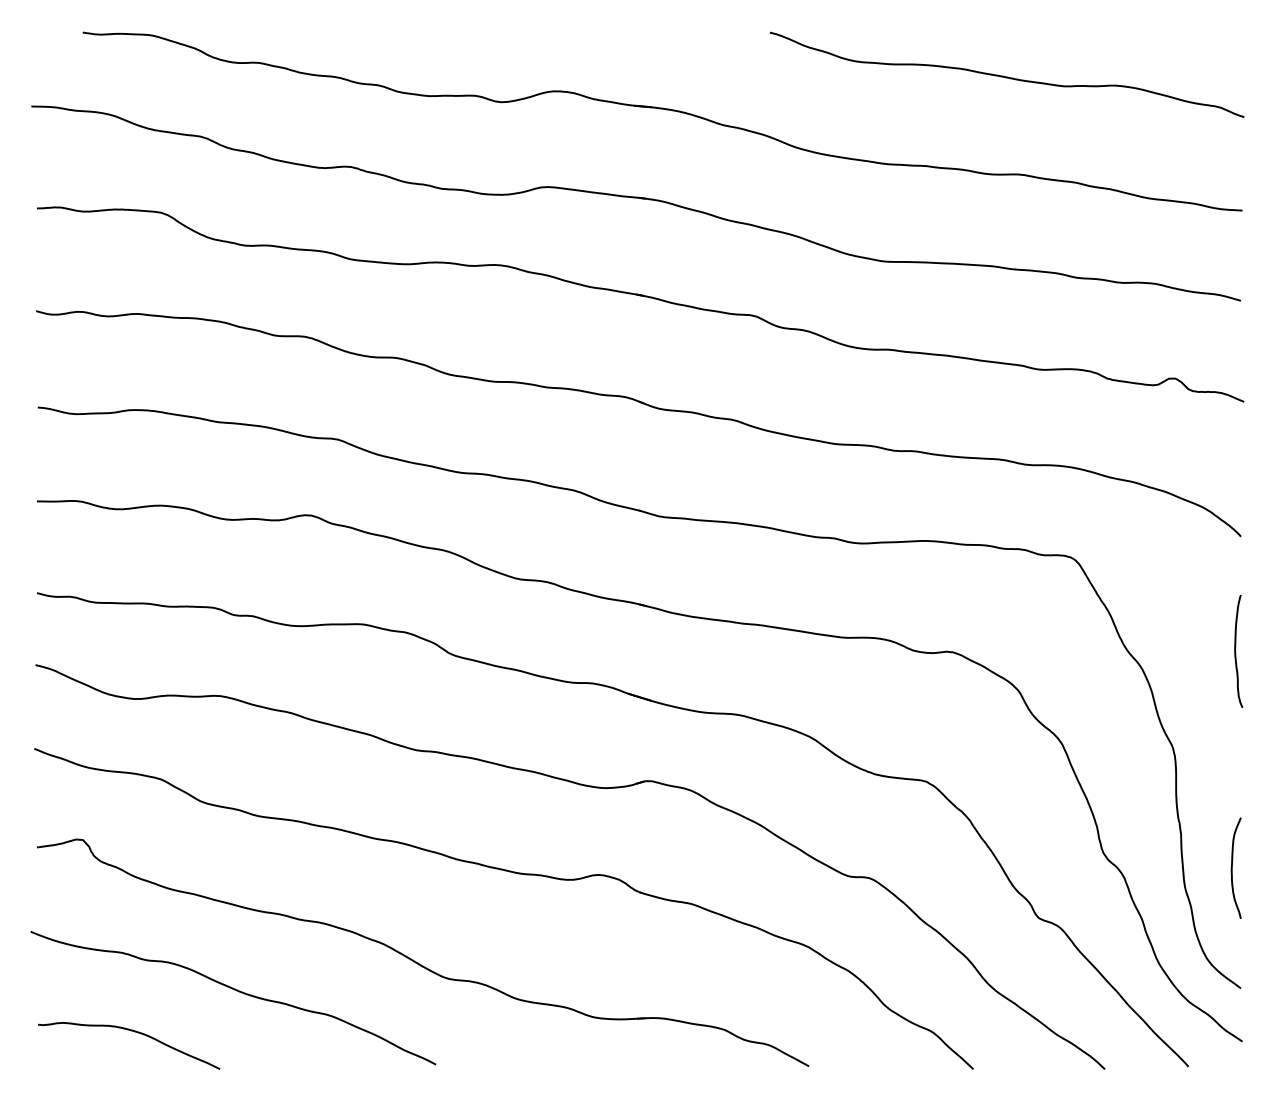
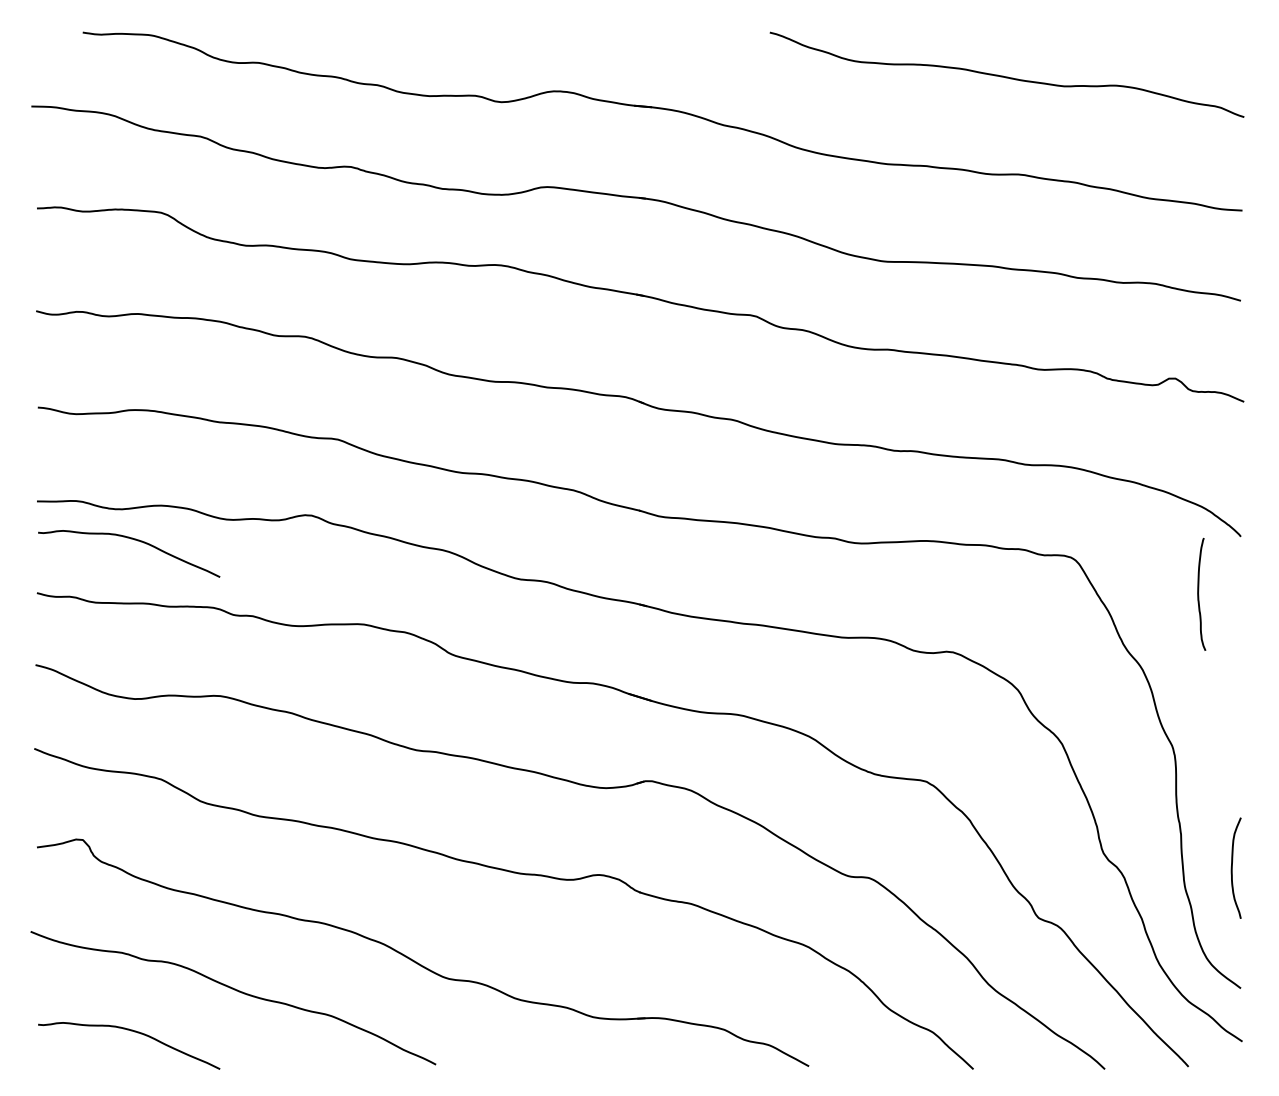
curve: none -> present (134, 540)
curve position: (1236, 651) -> (1199, 594) (1199, 594)
